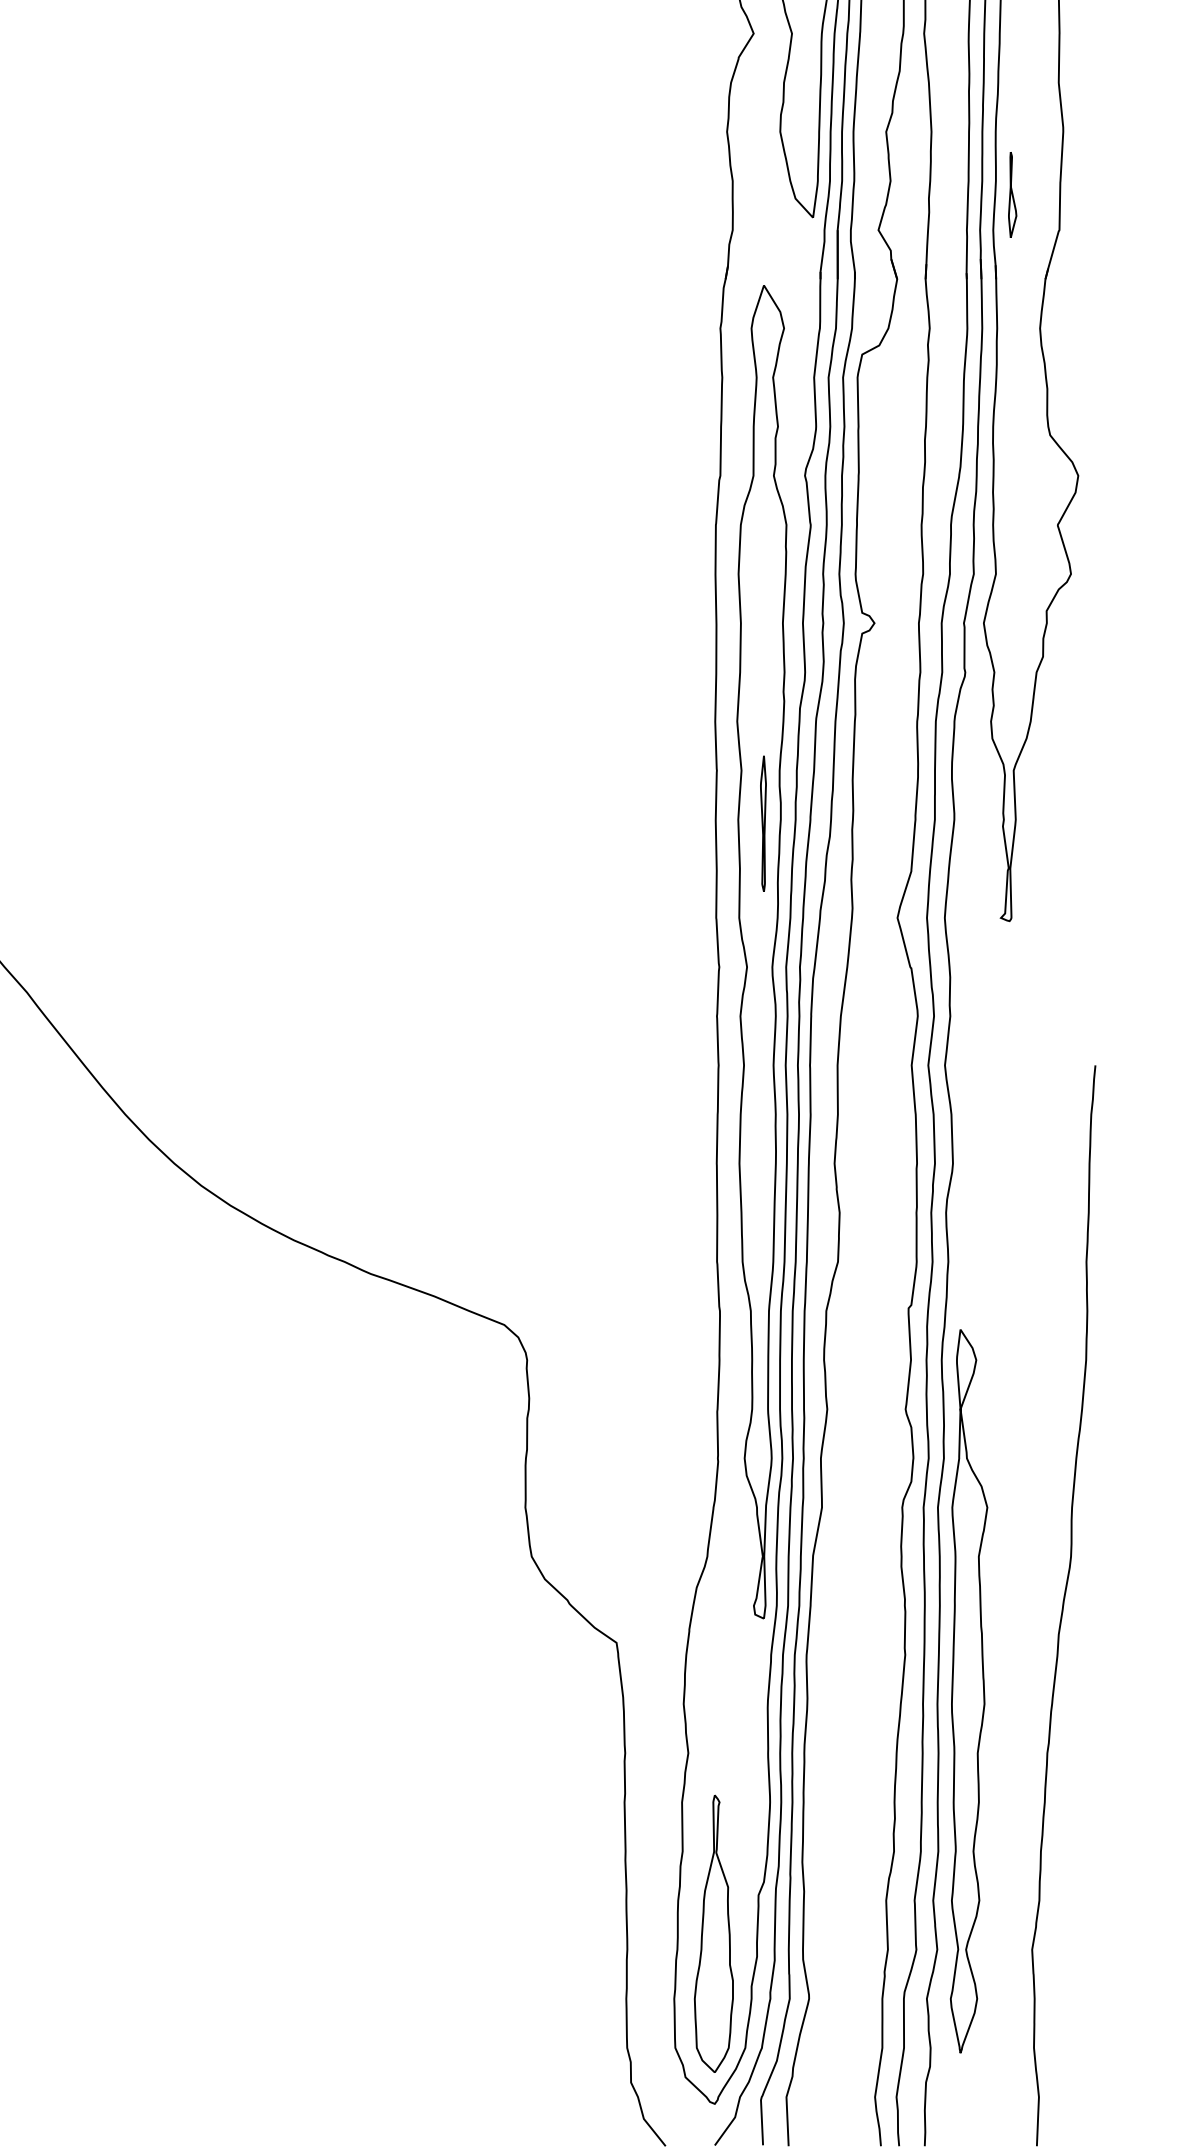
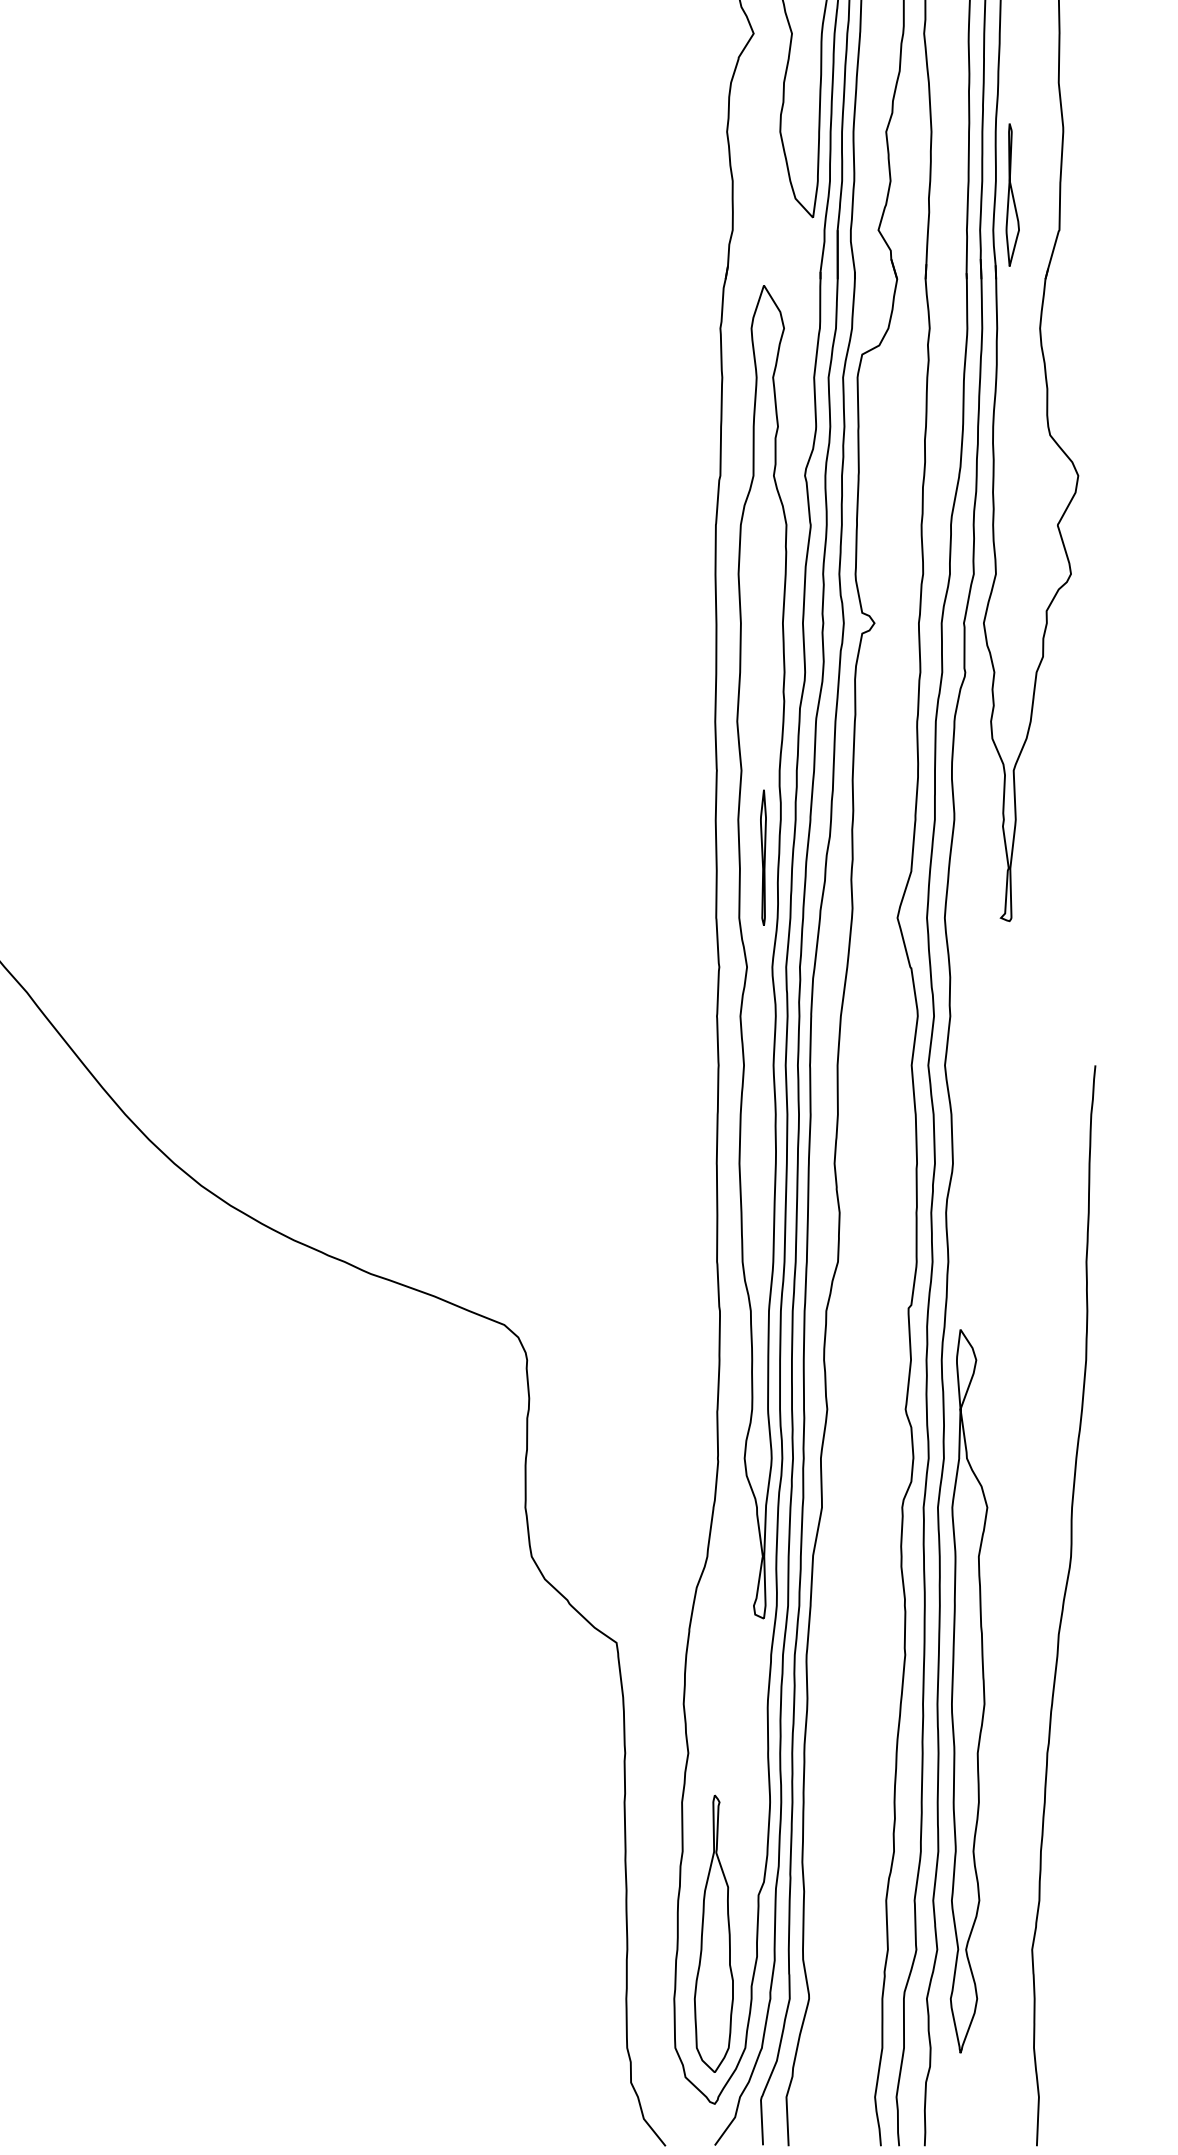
part size: 10x86 px -> 15x144 px (1012, 194)
part position: (763, 823) -> (763, 857) (763, 857)
